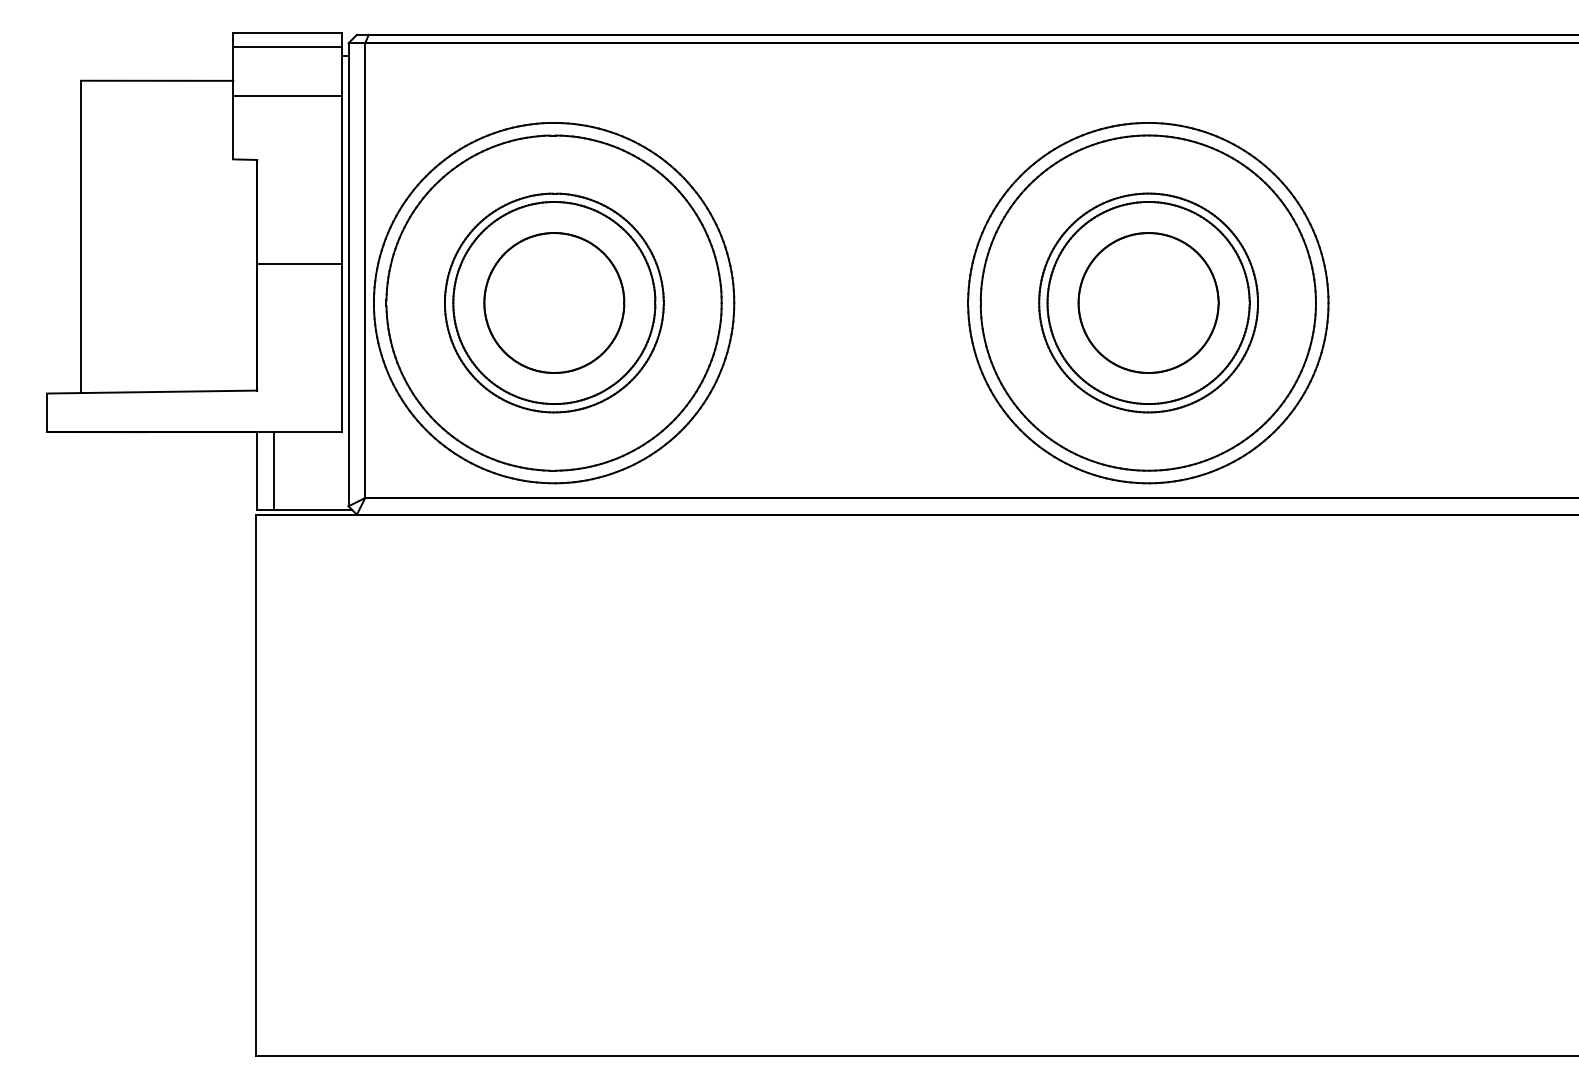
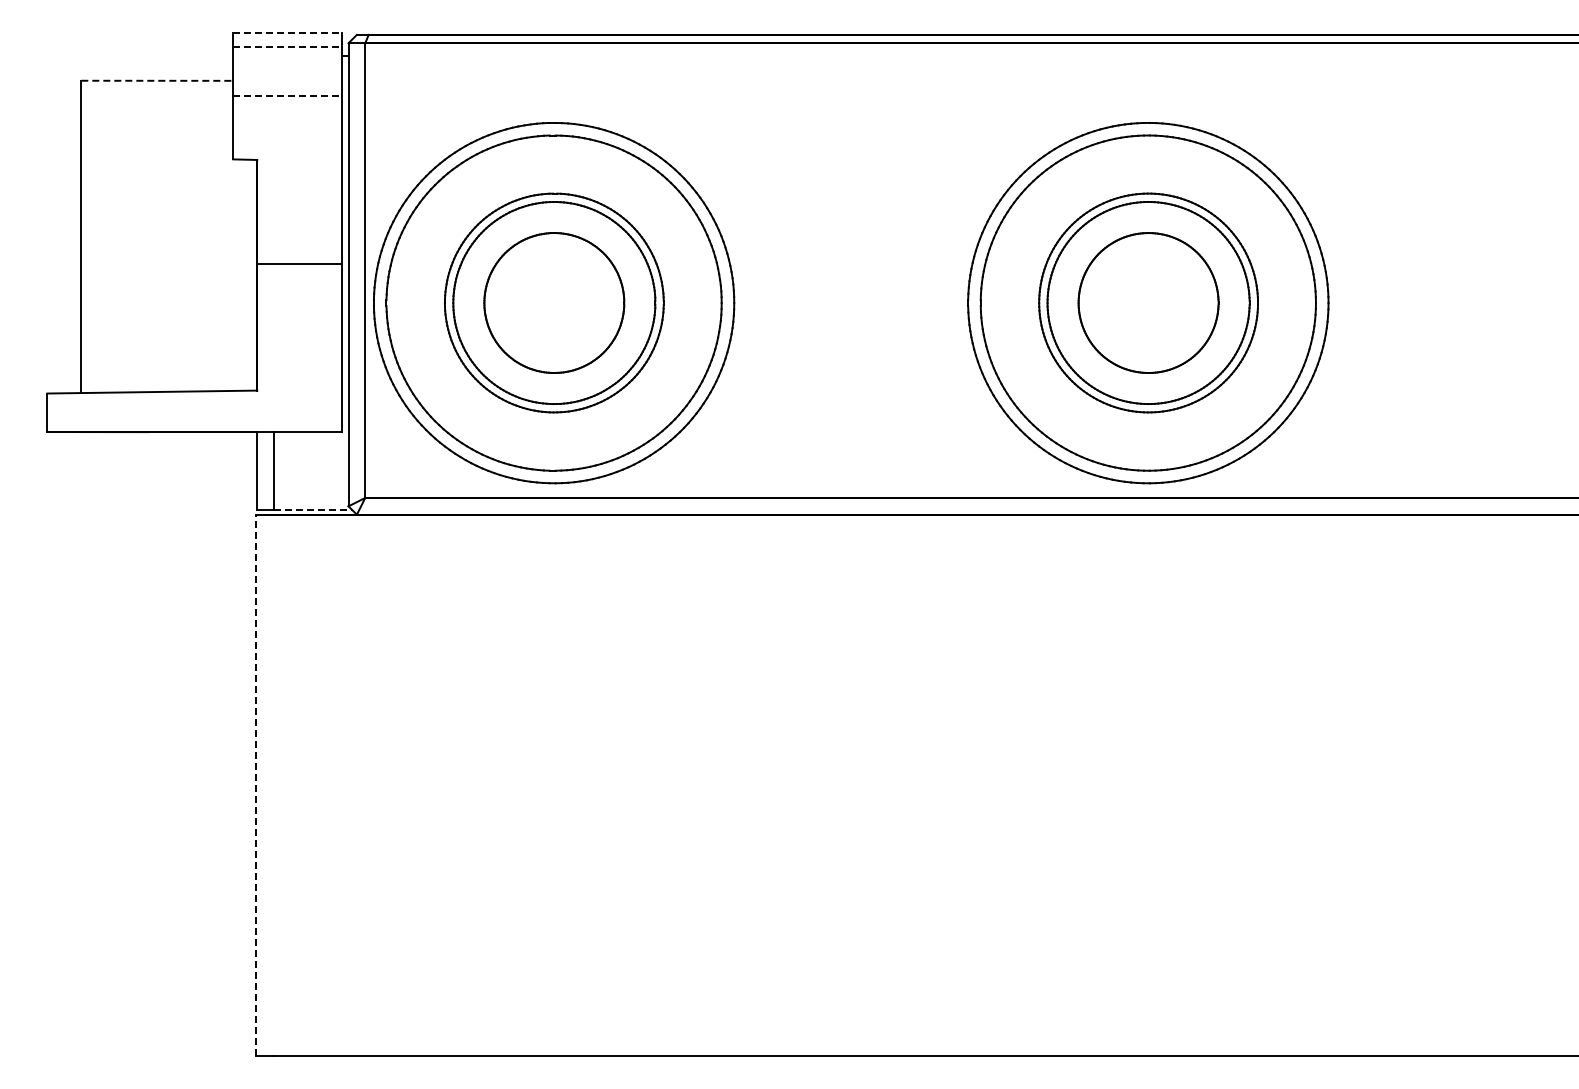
line: solid -> dashed (287, 32)
line: solid -> dashed (287, 47)
line: solid -> dashed (157, 80)
line: solid -> dashed (287, 95)
line: solid -> dashed (313, 509)
line: solid -> dashed (256, 785)
